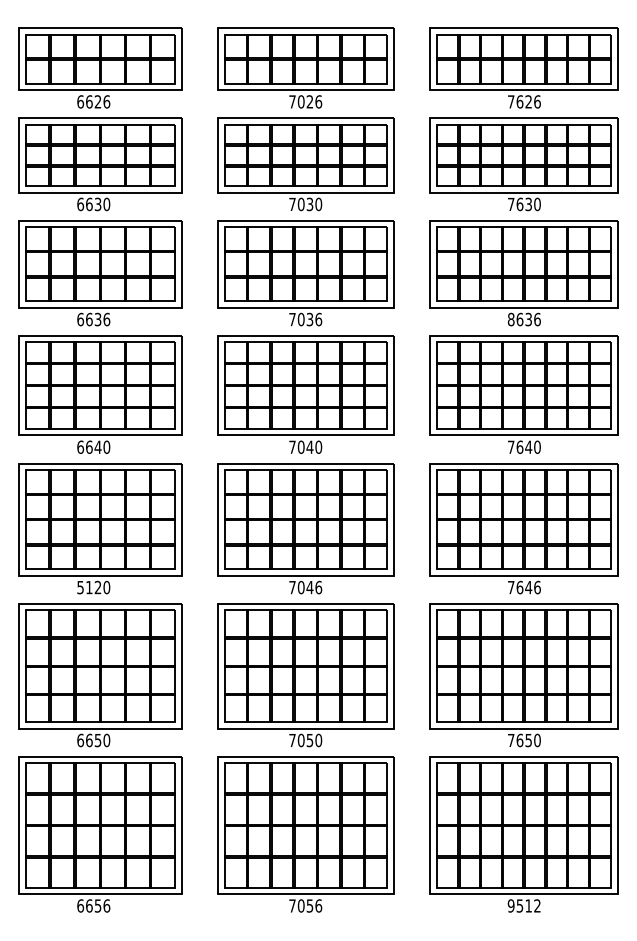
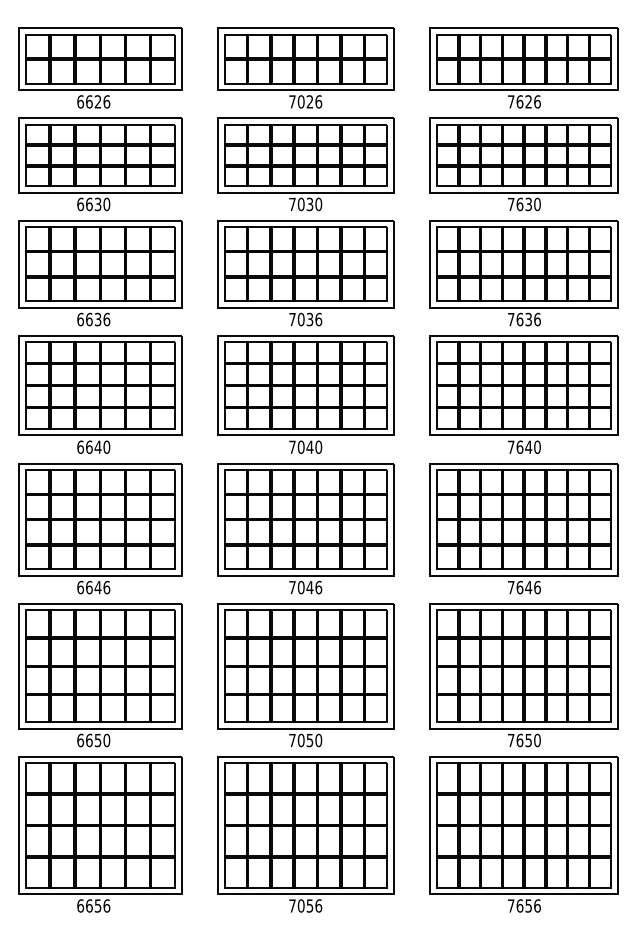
text: 8636 -> 7636 (510, 319)
text: 5120 -> 6646 (93, 587)
text: 9512 -> 7656 (523, 905)
